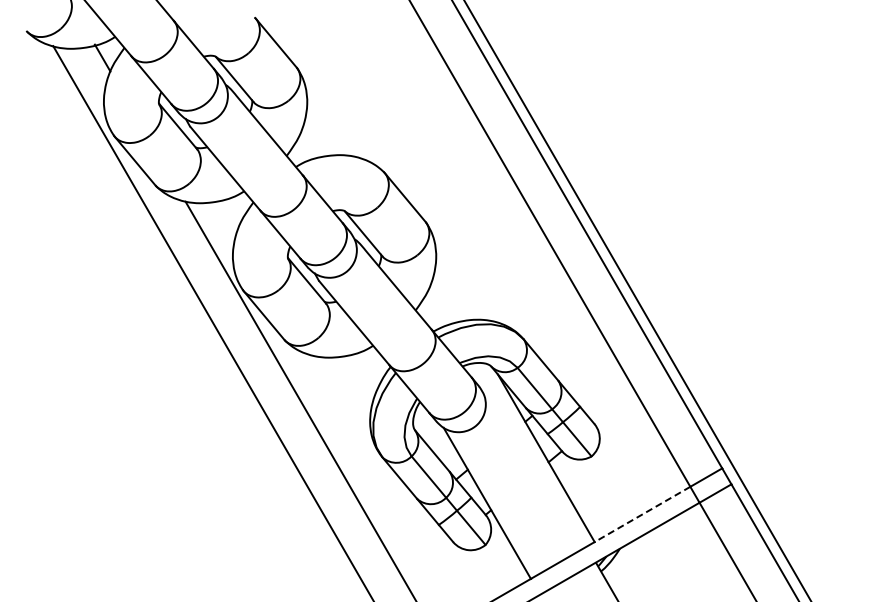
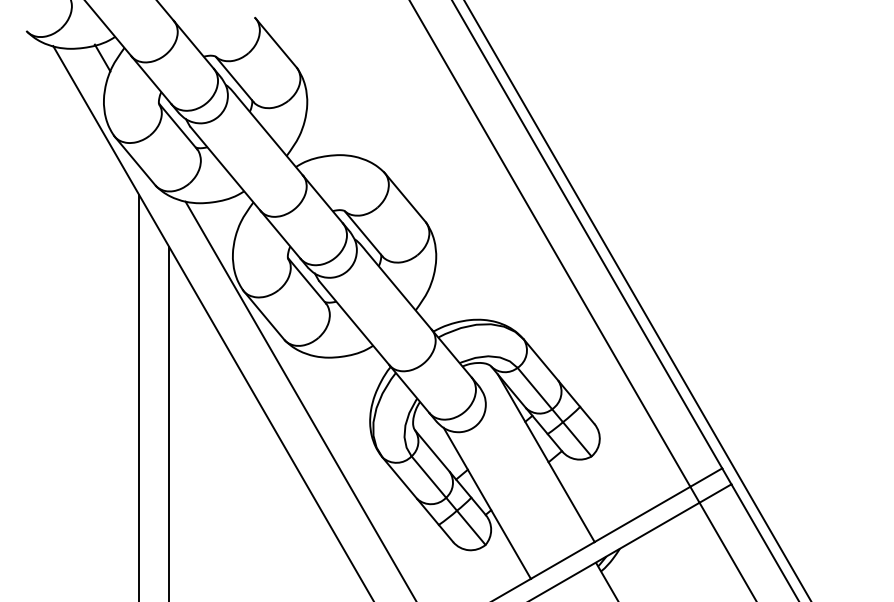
line: none -> present (139, 396)
line: none -> present (169, 422)
line: dashed -> solid (642, 514)
